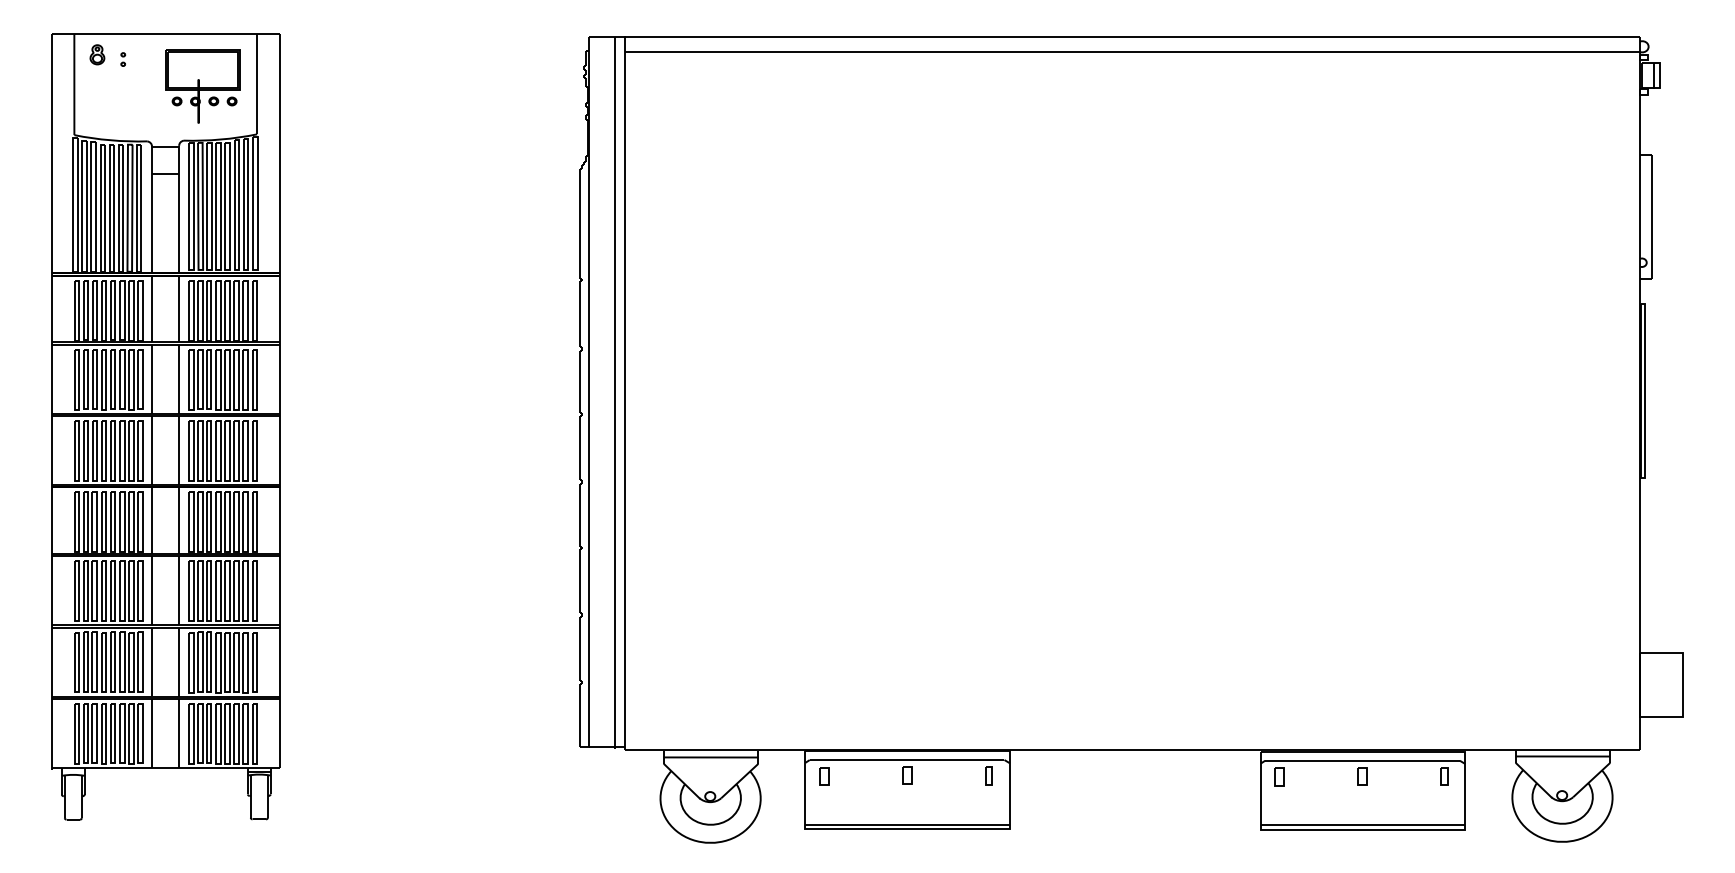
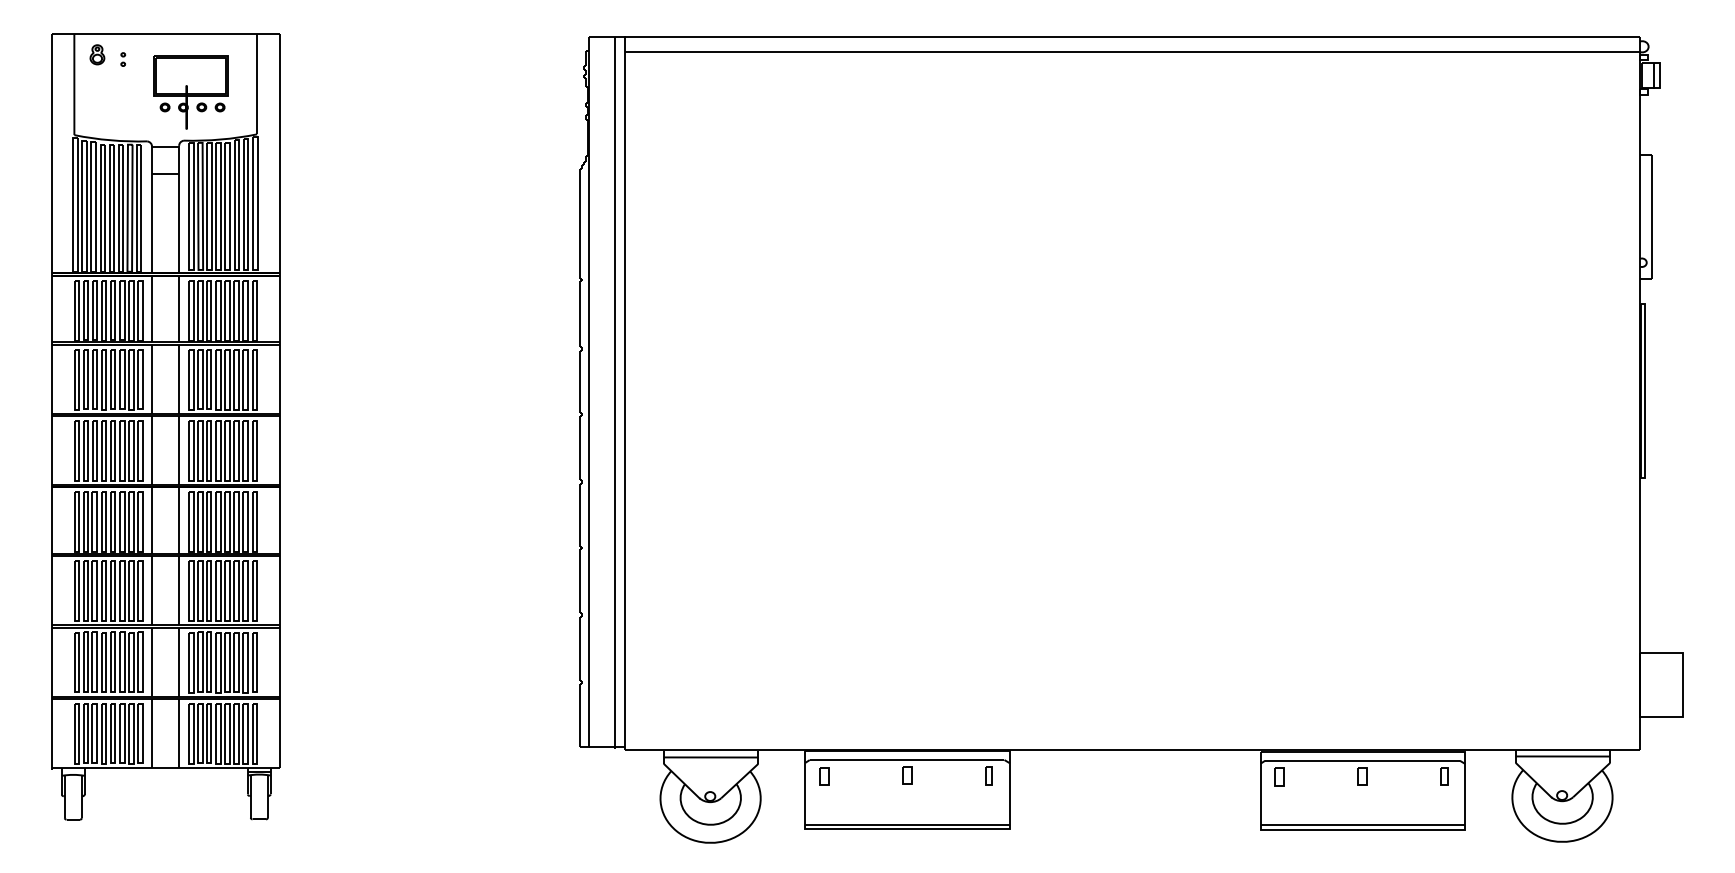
part position: (202, 86) -> (190, 92) (190, 92)
